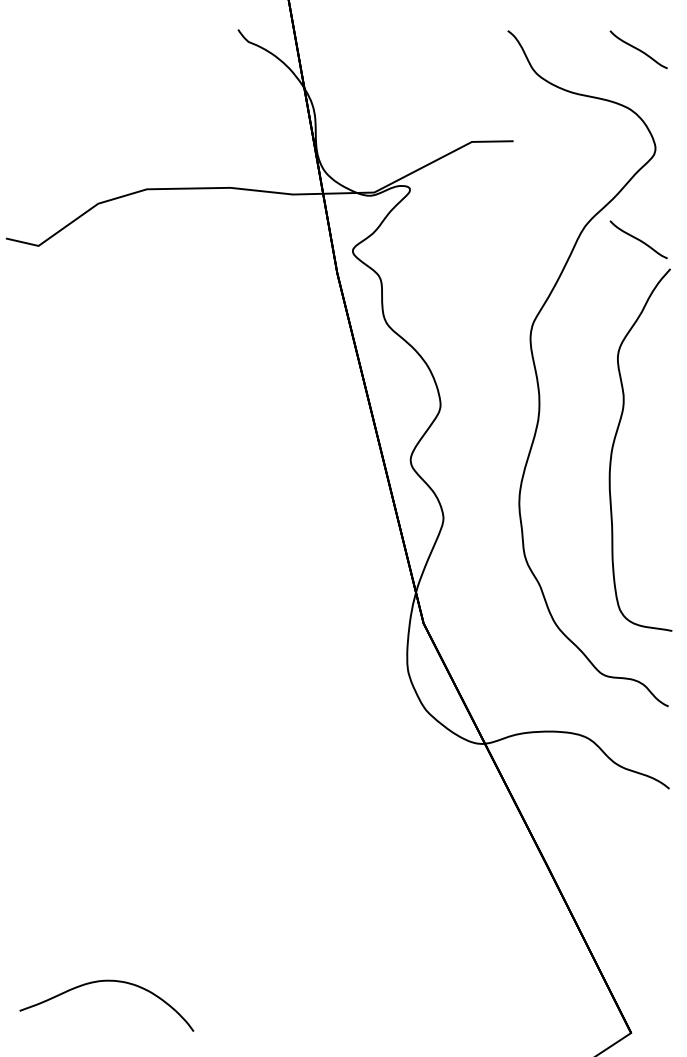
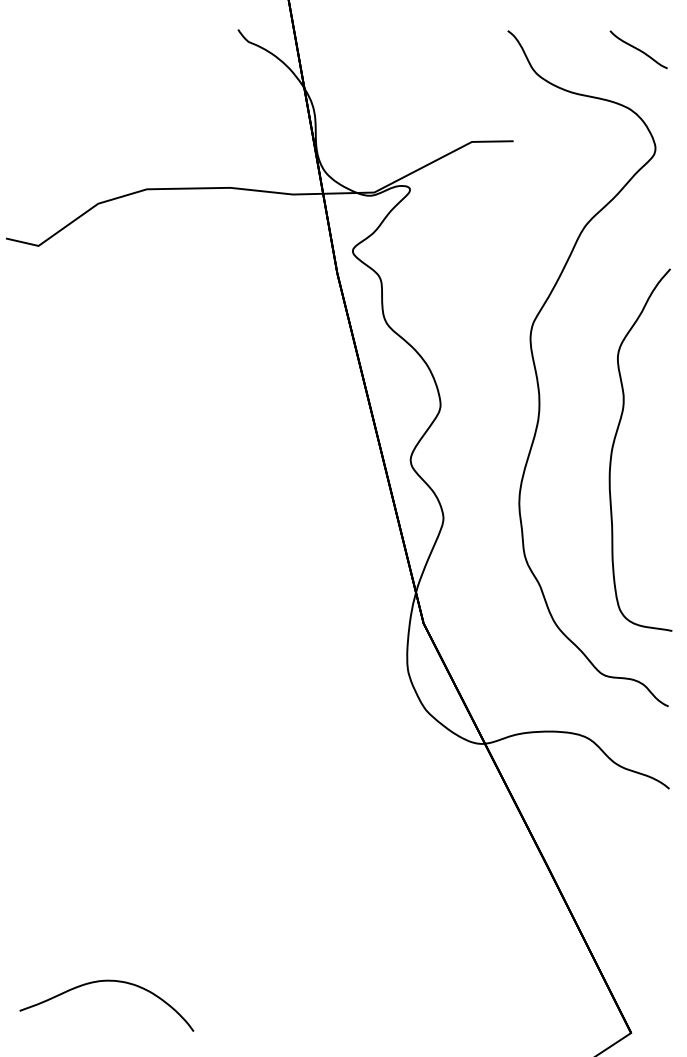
curve: present -> none (638, 239)
